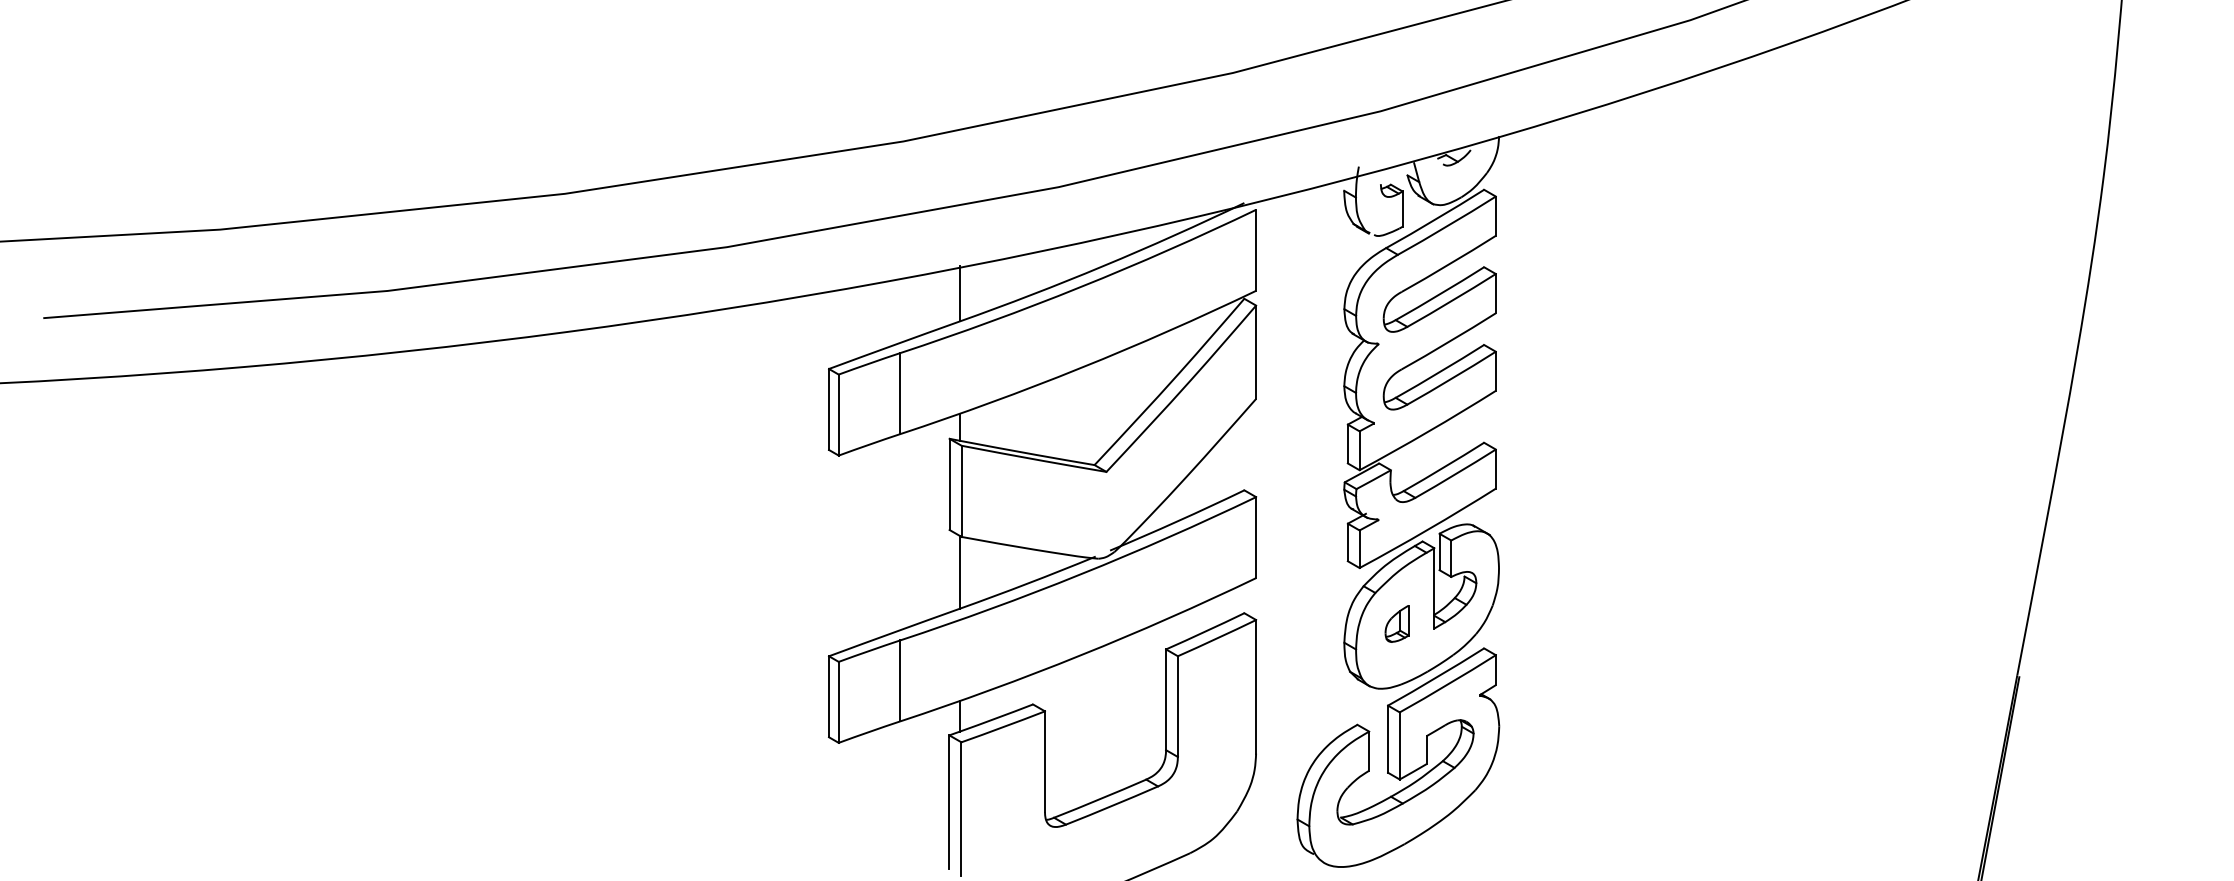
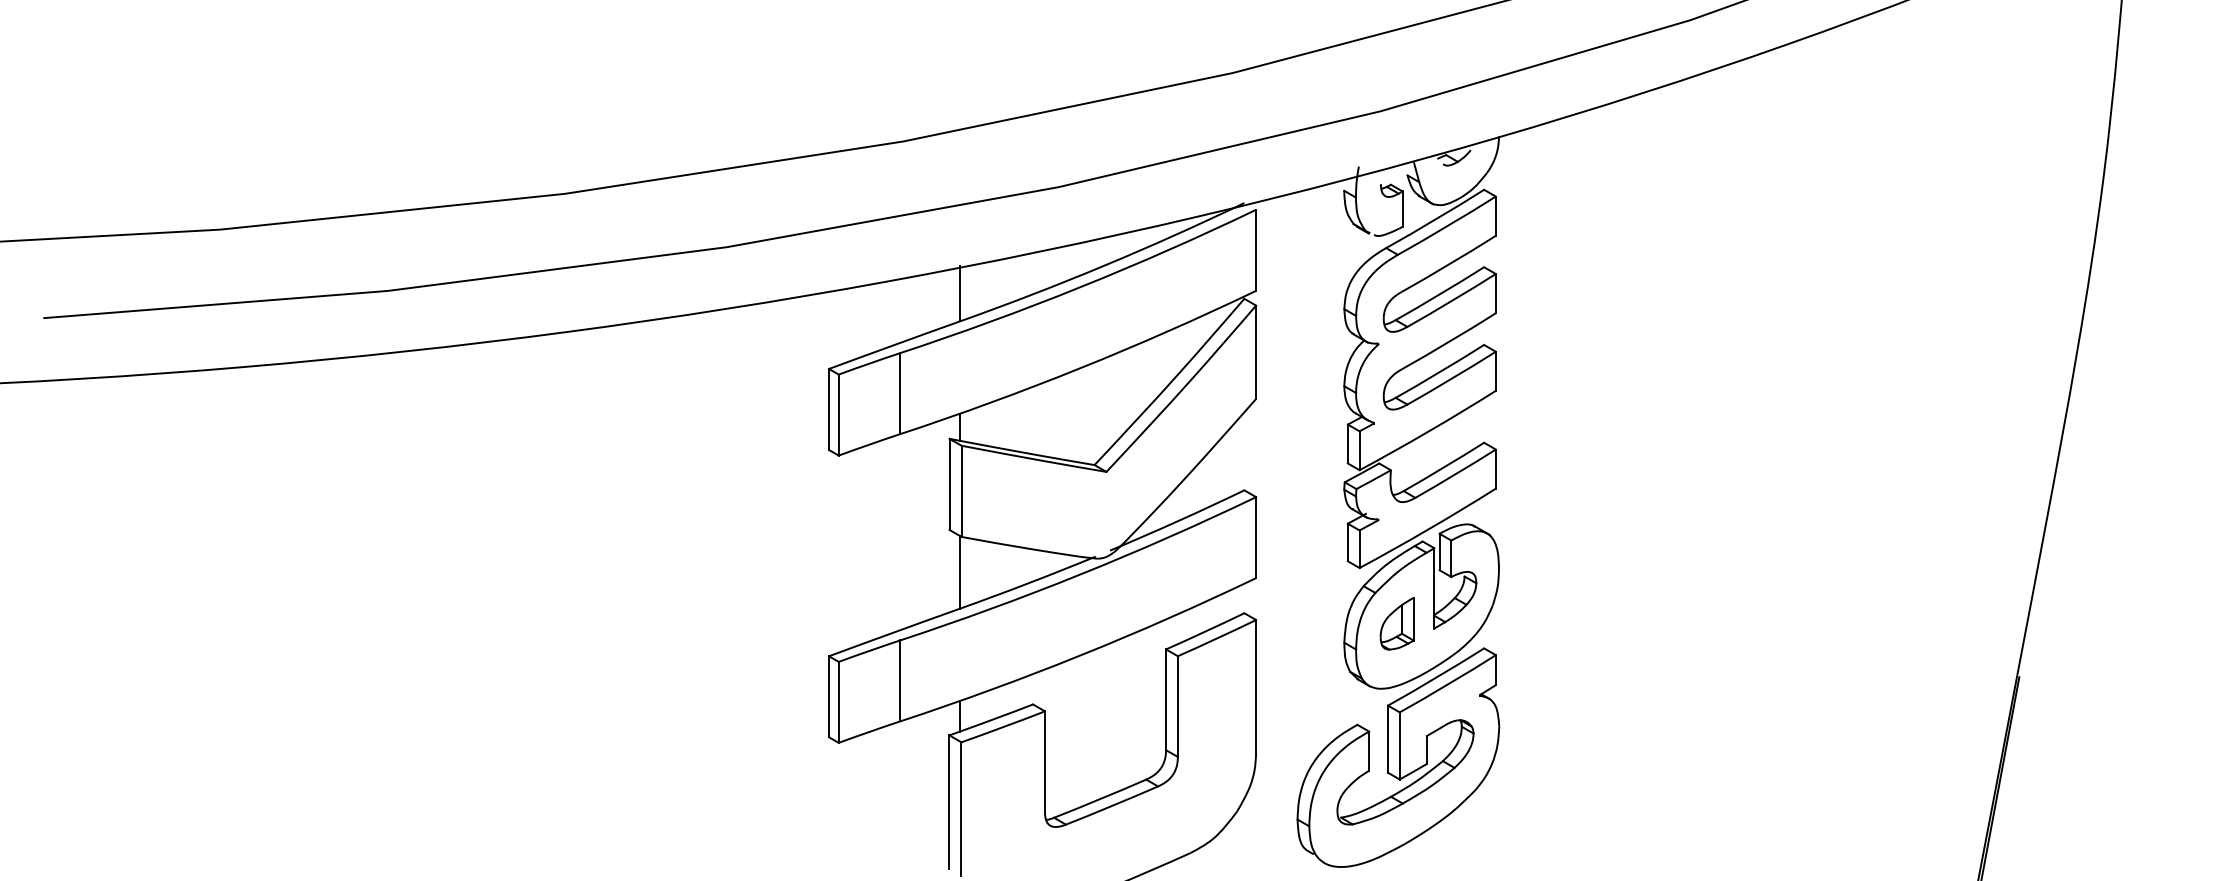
part size: 26x38 px -> 36x54 px (1396, 623)
